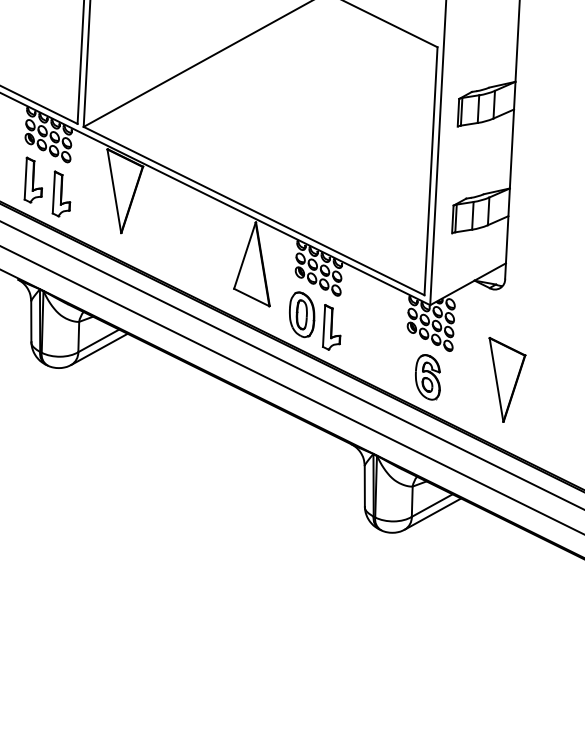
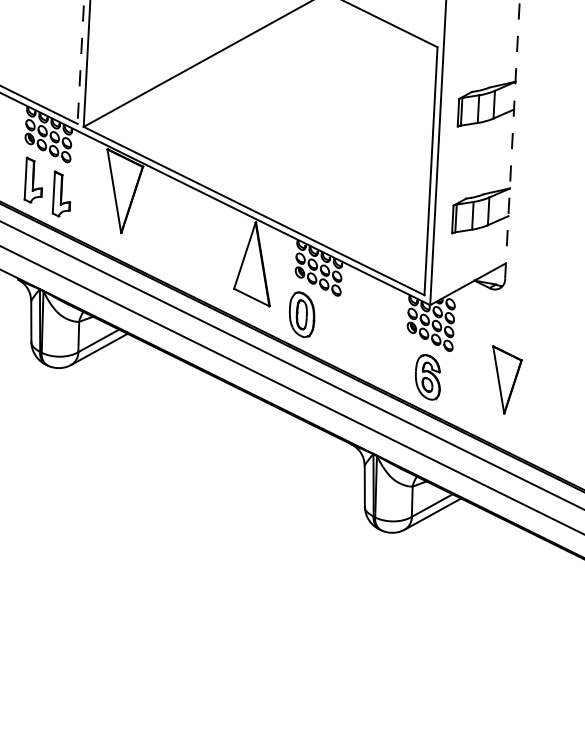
line: solid -> dashed (80, 62)
line: solid -> dashed (512, 138)
part: present -> none (331, 327)
part size: 39x86 px -> 31x70 px (507, 379)
